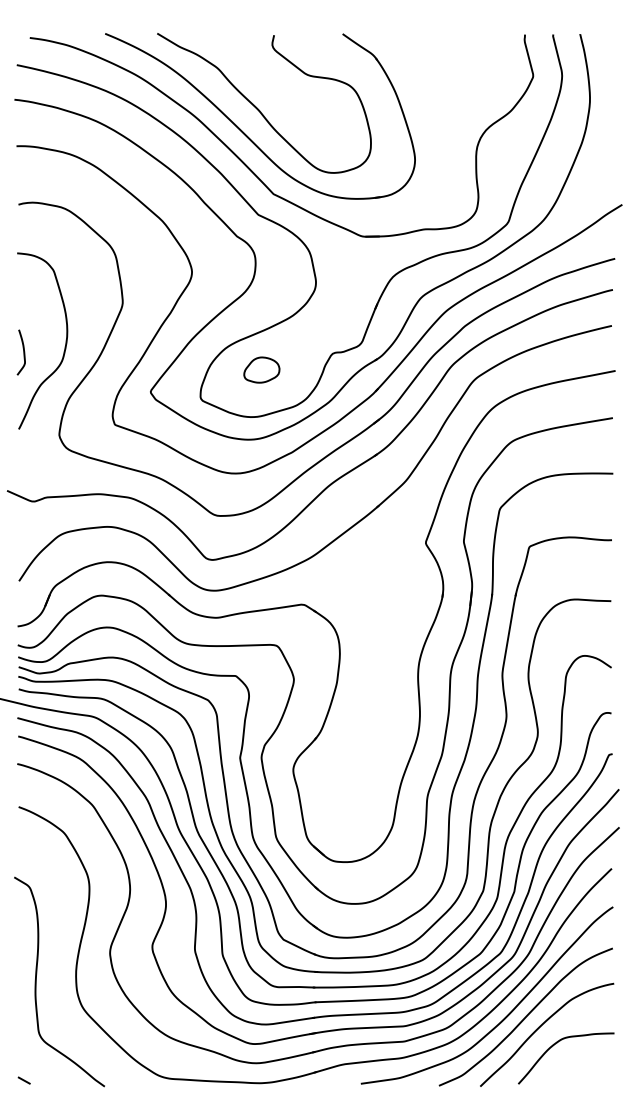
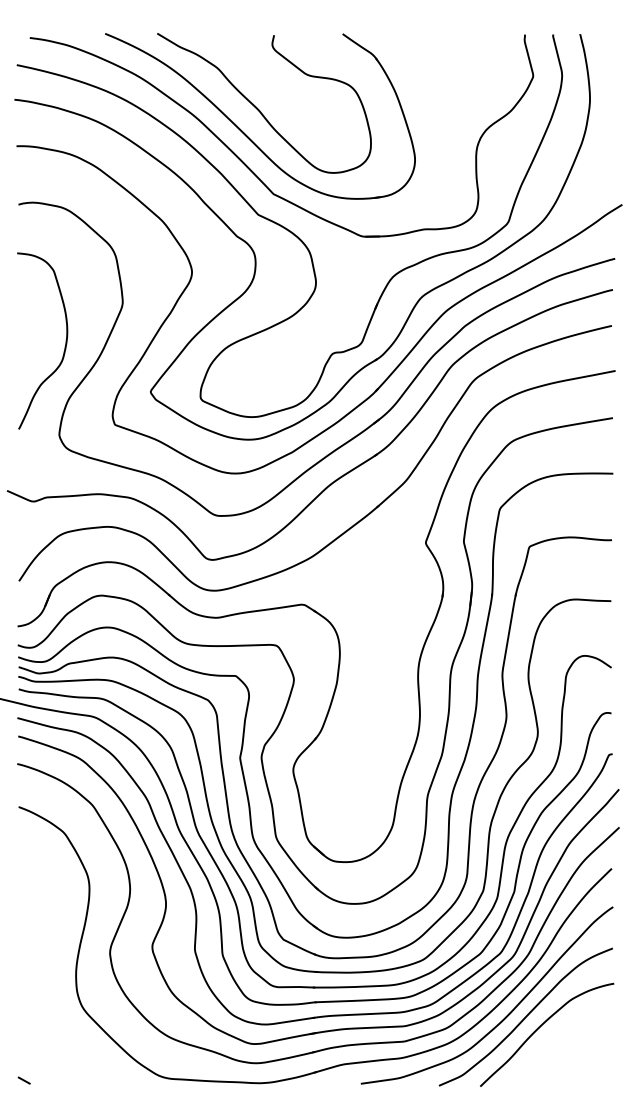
curve: present -> none (23, 352)
part: present -> none (261, 369)
curve: present -> none (36, 981)
curve: present -> none (557, 1043)
